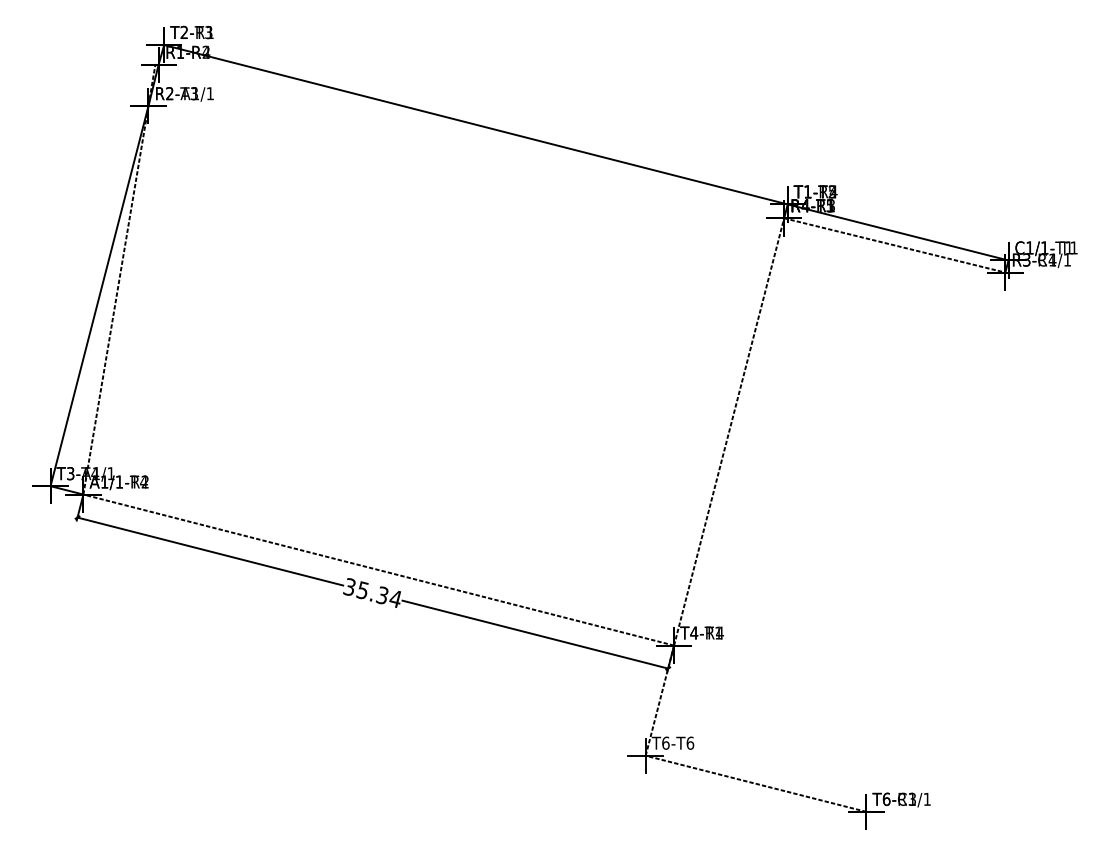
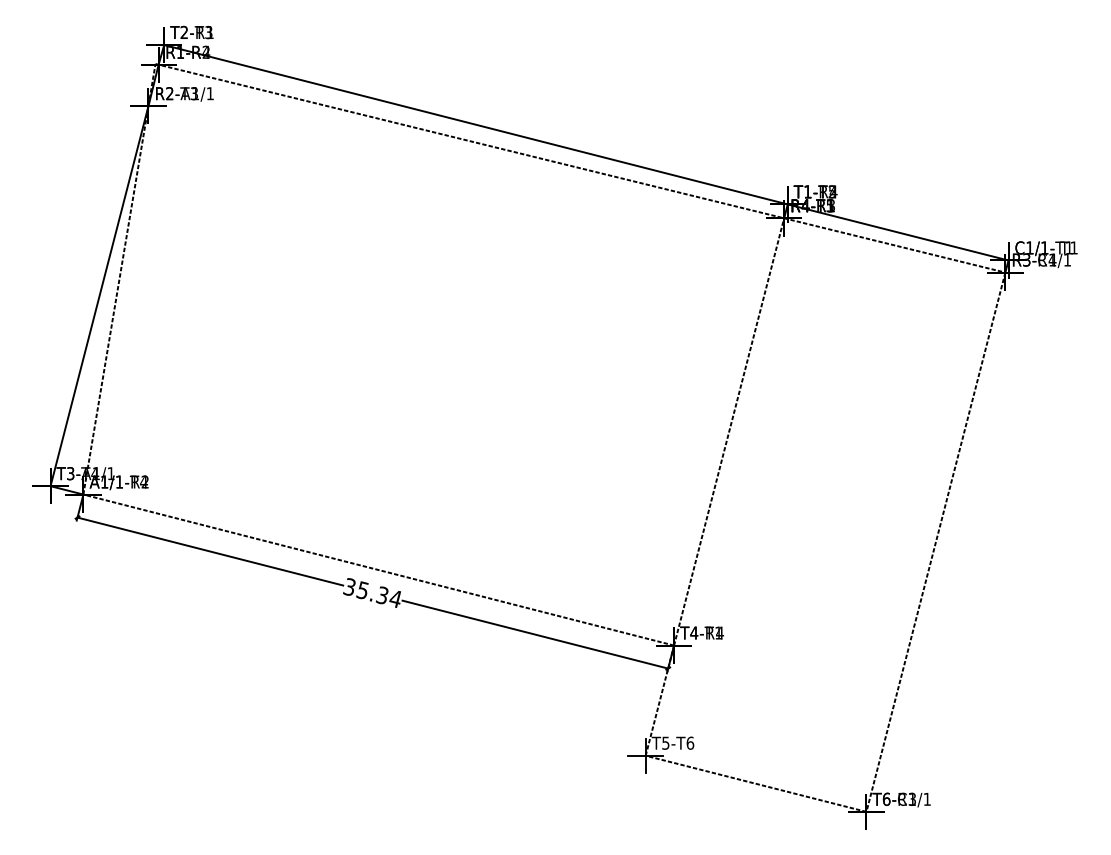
line: none -> present (469, 140)
line: none -> present (935, 541)
text: T6-T6 -> T5-T6 (665, 742)
